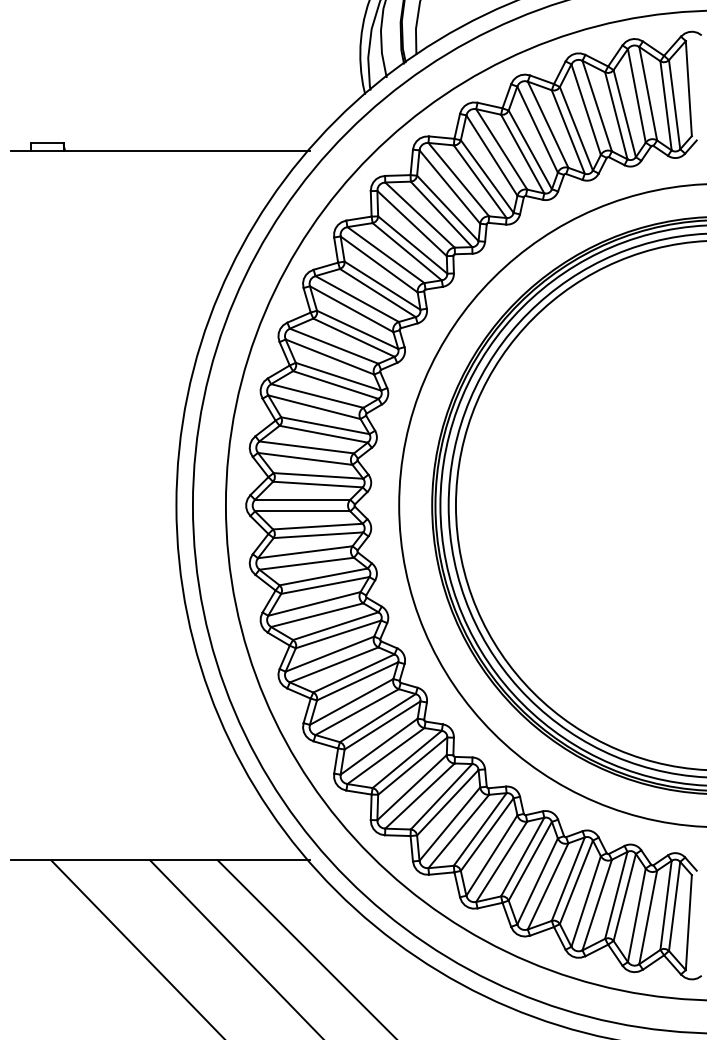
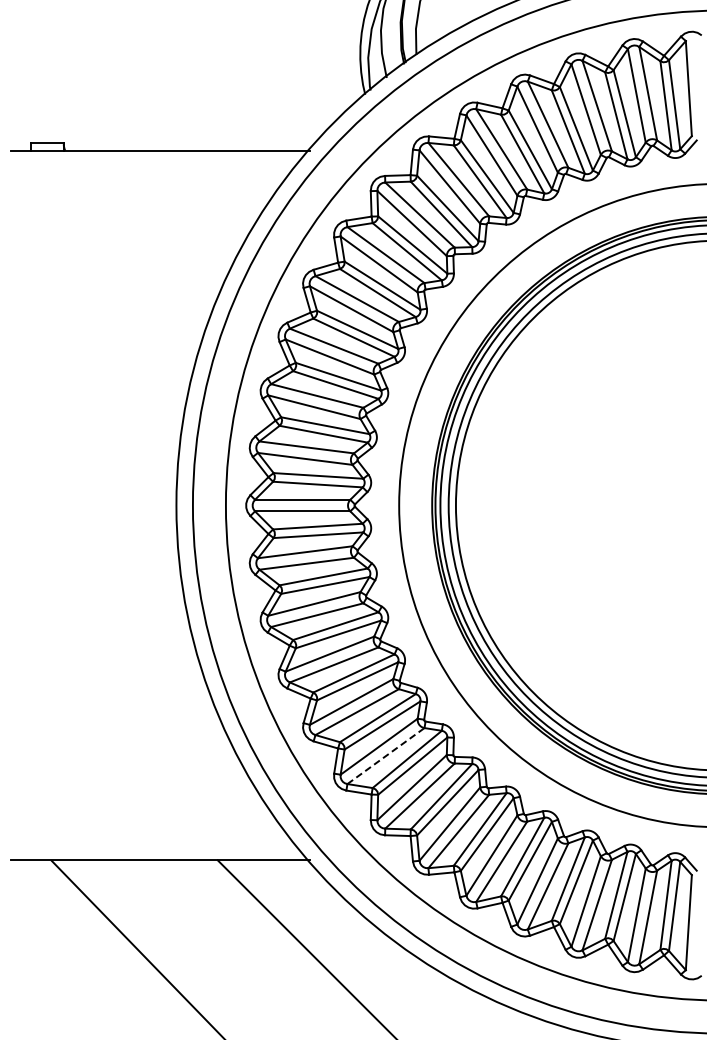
line: solid -> dashed (385, 756)
line: present -> none (235, 948)
